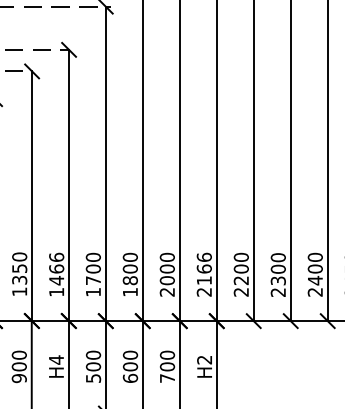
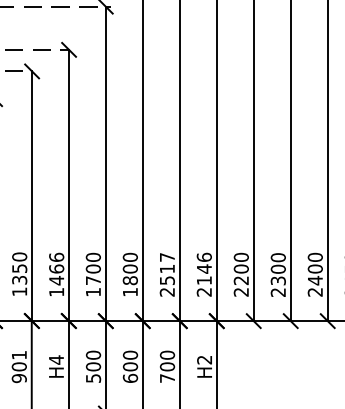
text: 2000 -> 2517 (166, 268)
text: 2166 -> 2146 (203, 268)
text: 900 -> 901 (18, 354)
